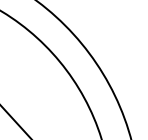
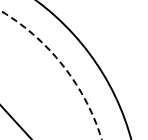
circle: solid -> dashed (50, 74)
